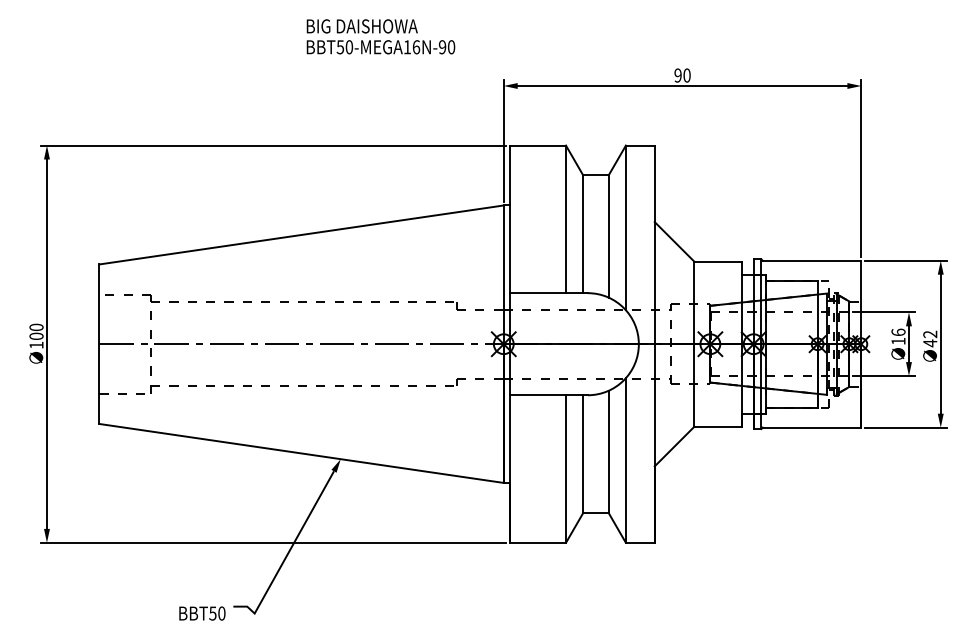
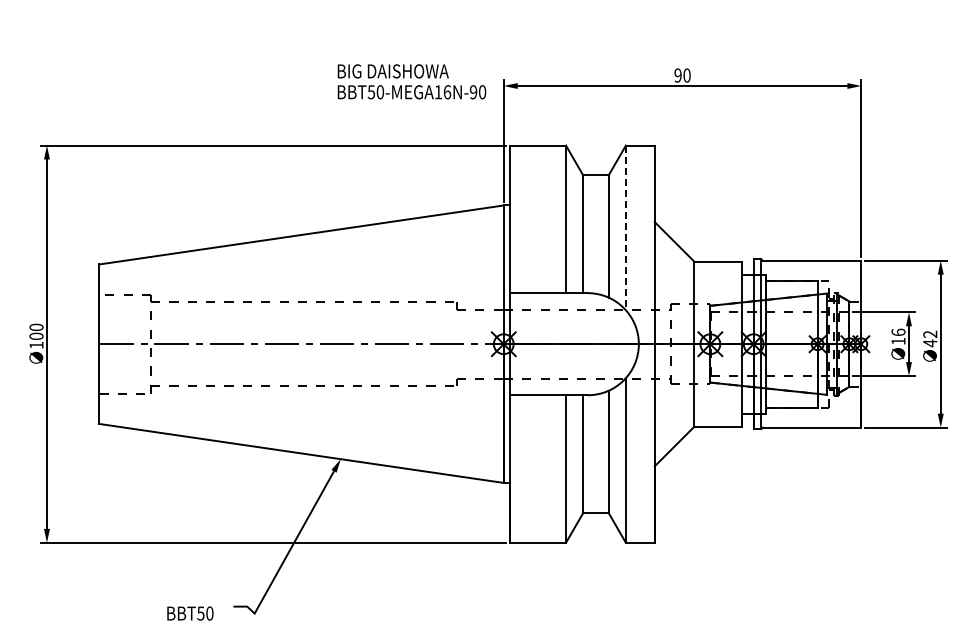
text position: (380, 36) -> (411, 81) (411, 81)
line: solid -> dashed (625, 228)
text position: (202, 613) -> (190, 613) (190, 613)
